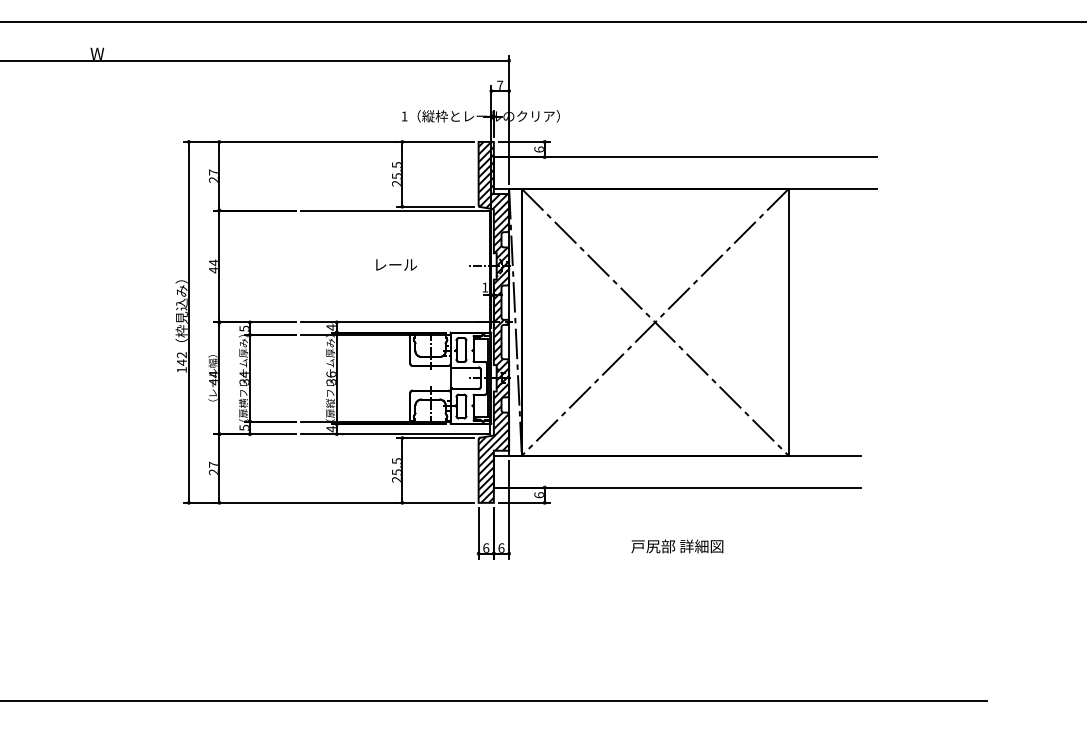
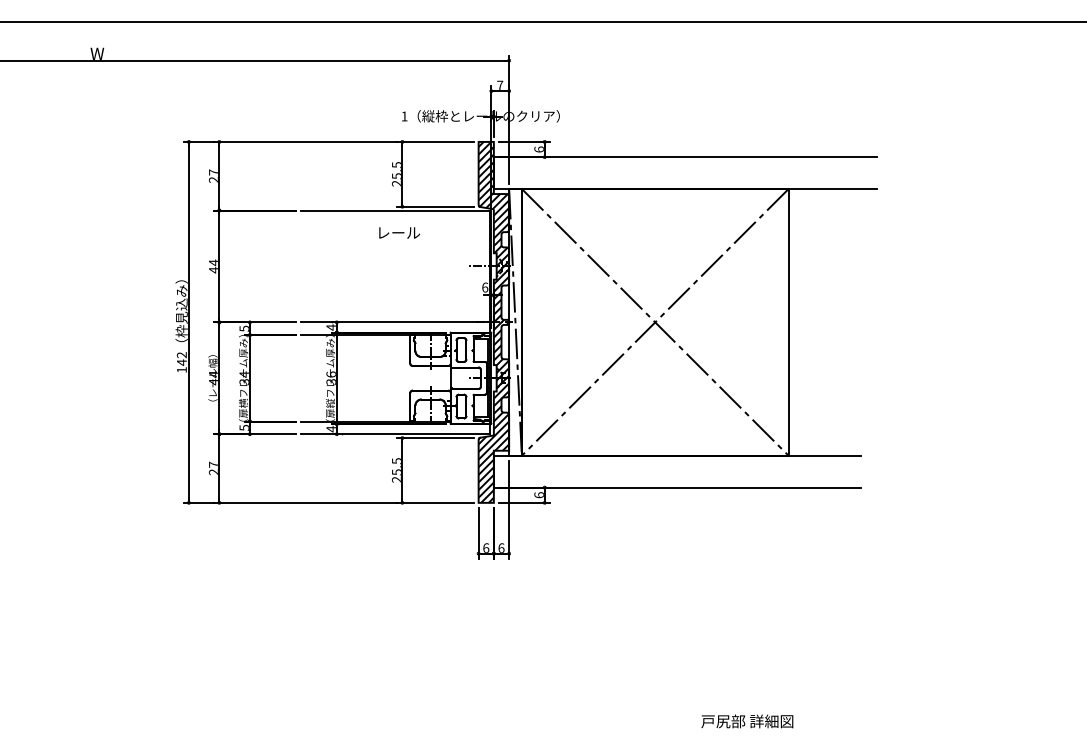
text position: (396, 264) -> (399, 232) (399, 232)
text: 1 -> 6 (485, 287)
text position: (677, 546) -> (747, 721) (747, 721)
line: present -> none (494, 701)
